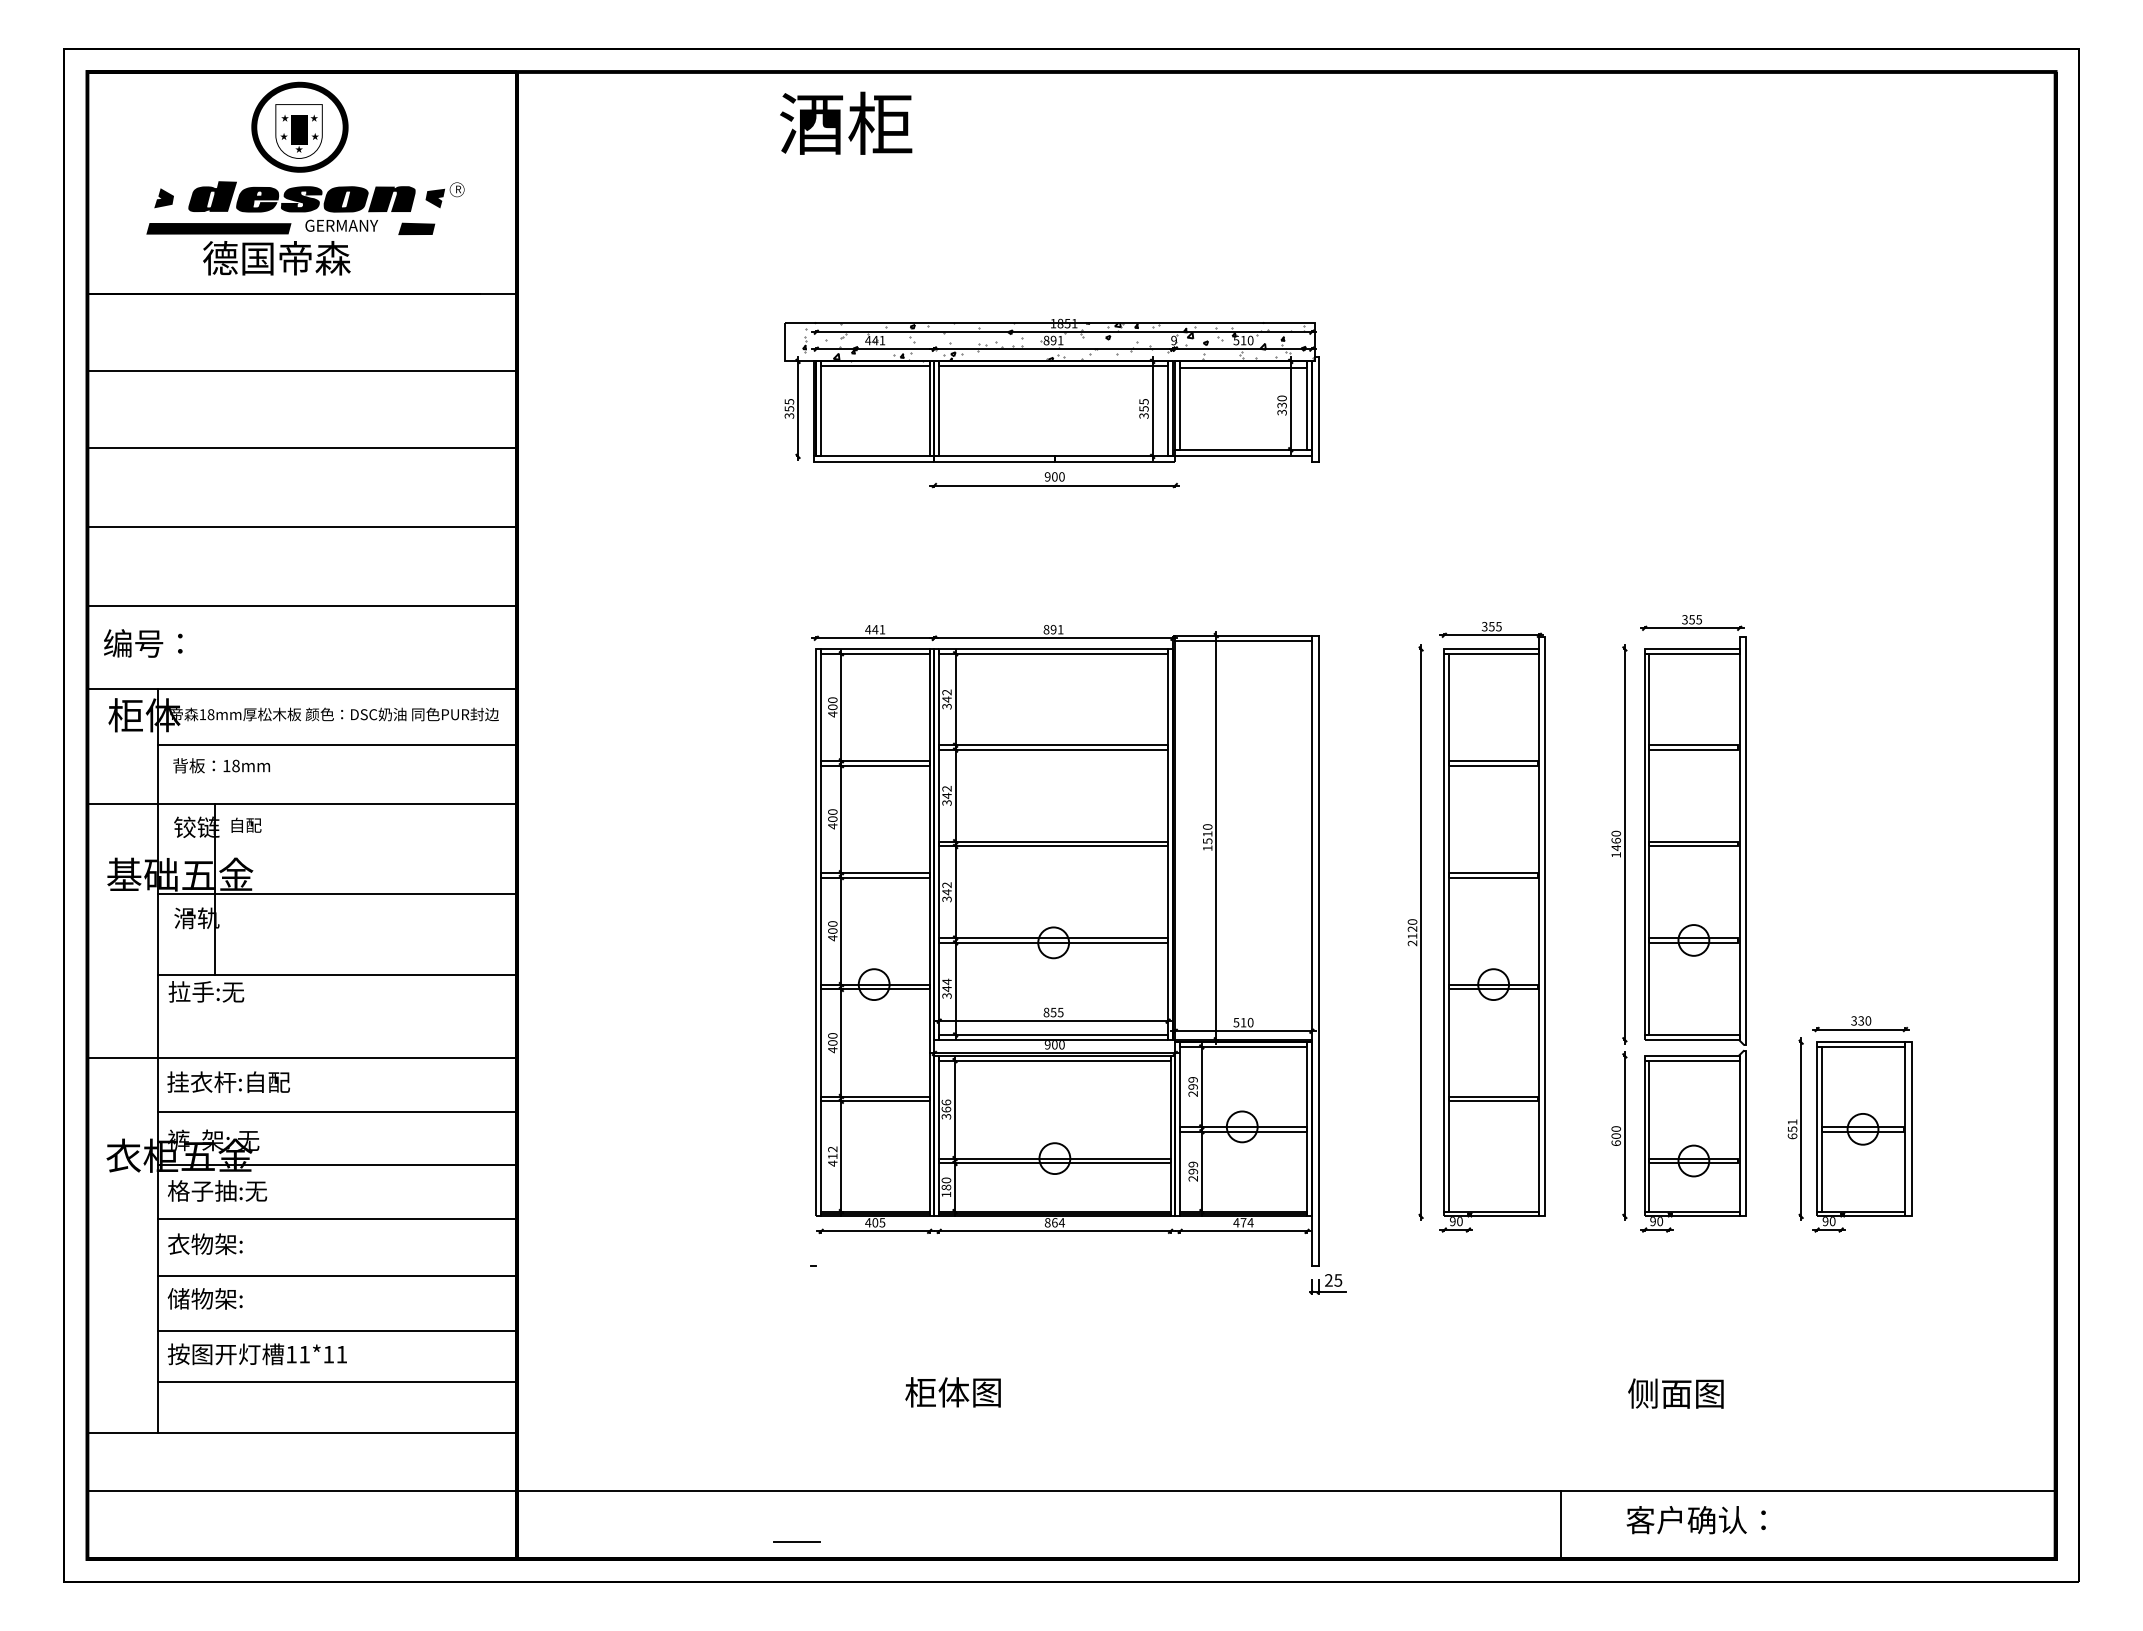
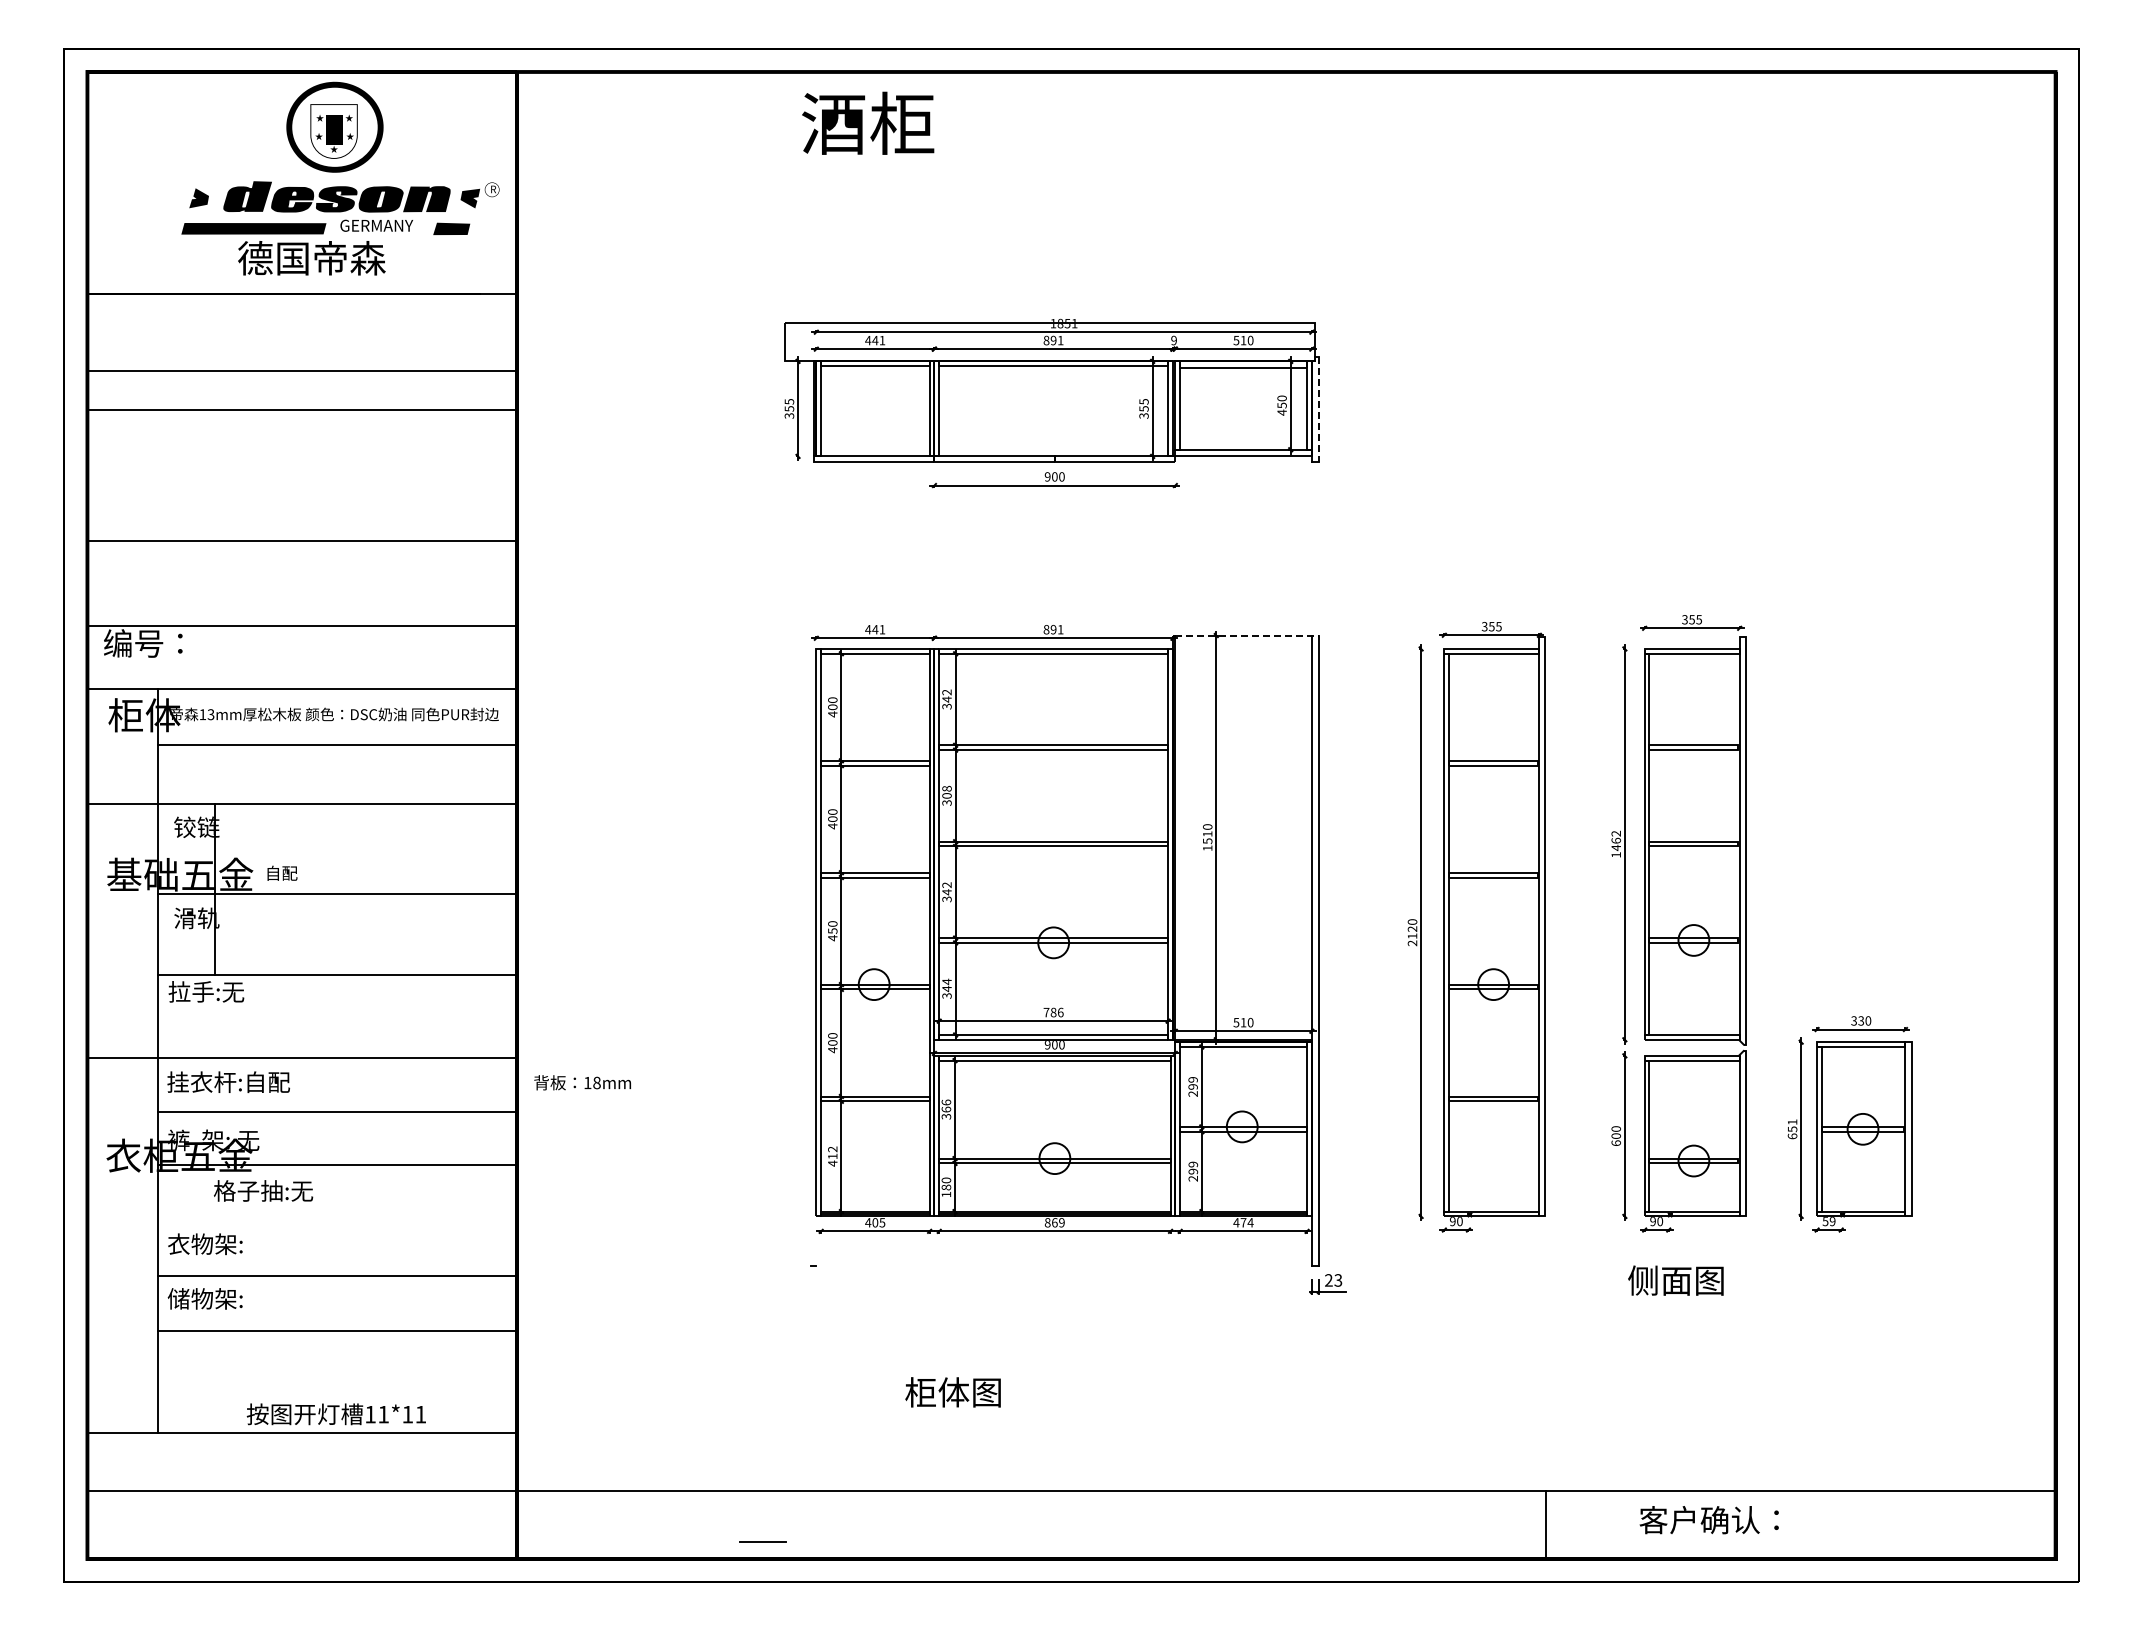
text position: (846, 122) -> (868, 122) (868, 122)
text position: (305, 178) -> (340, 178) (340, 178)
hatch: present -> none (1057, 341)
text: 330 -> 450 (1281, 408)
line: solid -> dashed (1318, 410)
line position: (303, 447) -> (303, 409) (303, 409)
line position: (302, 526) -> (302, 540) (302, 540)
line position: (302, 606) -> (302, 626) (302, 626)
line: solid -> dashed (1246, 635)
line: present -> none (1243, 640)
text: 18mm -> 13mm (210, 714)
text position: (221, 765) -> (582, 1082) (582, 1082)
text: 342 -> 308 (946, 792)
text position: (246, 824) -> (282, 872) (282, 872)
text: 1460 -> 1462 (1616, 833)
text: 400 -> 450 (832, 930)
text: 855 -> 786 (1053, 1012)
text position: (217, 1190) -> (263, 1190) (263, 1190)
line: present -> none (337, 1219)
text: 90 -> 59 (1828, 1221)
text: 864 -> 869 (1061, 1222)
text: 25 -> 23 (1338, 1280)
text position: (256, 1354) -> (335, 1414) (335, 1414)
line: present -> none (337, 1381)
text position: (1675, 1393) -> (1675, 1280) (1675, 1280)
text position: (1695, 1520) -> (1708, 1520) (1708, 1520)
line position: (1560, 1524) -> (1545, 1524) (1545, 1524)
line position: (796, 1541) -> (762, 1541) (762, 1541)
